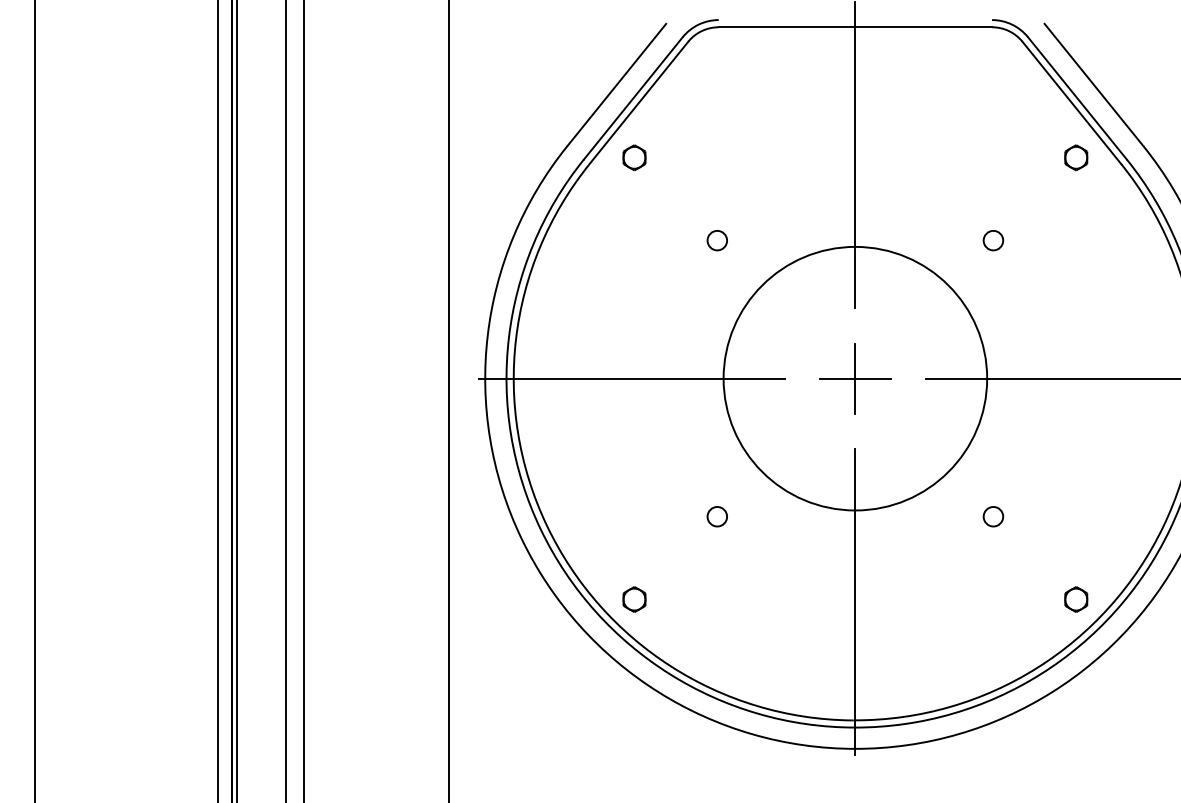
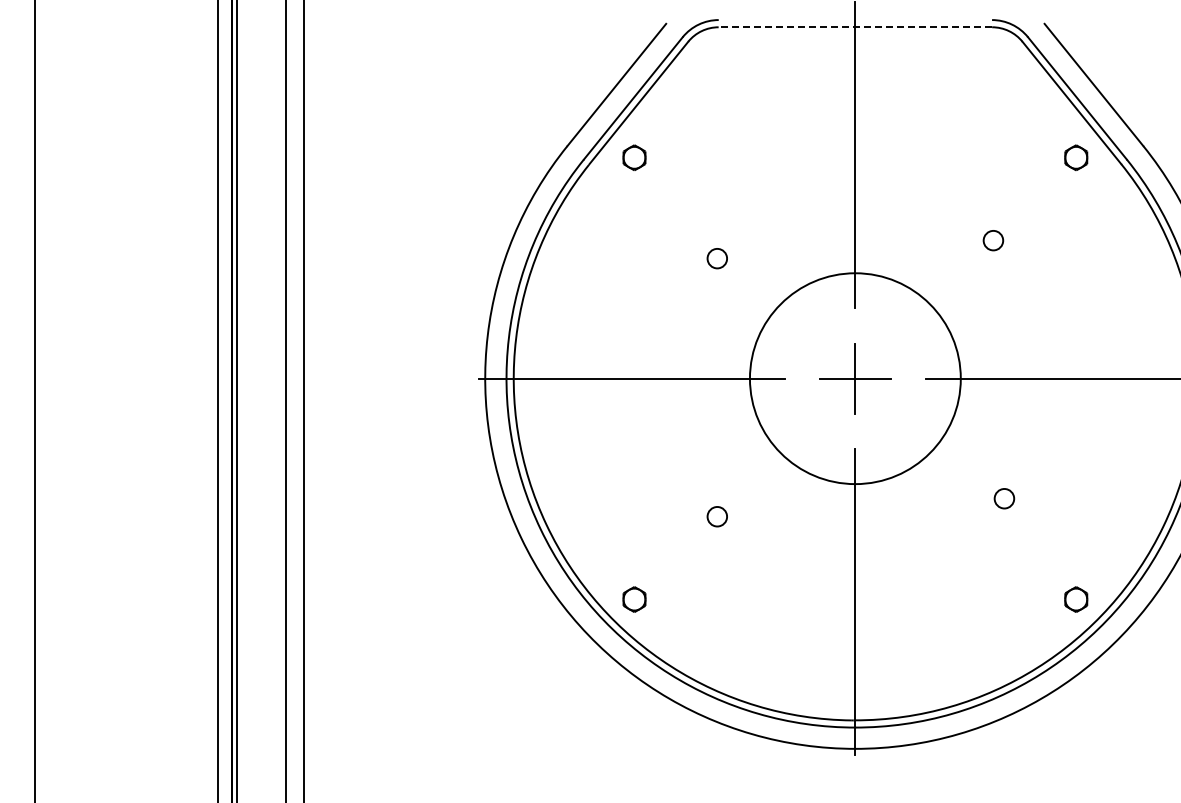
line: solid -> dashed (855, 27)
circle position: (716, 240) -> (716, 258) (716, 258)
circle diameter: 264 px -> 211 px (854, 378)
line: present -> none (449, 400)
circle position: (993, 516) -> (1004, 498) (1004, 498)
